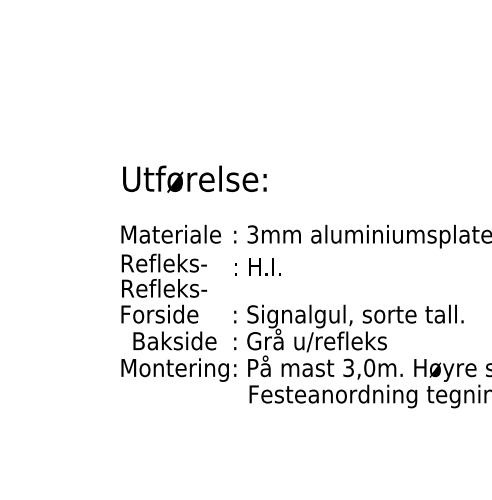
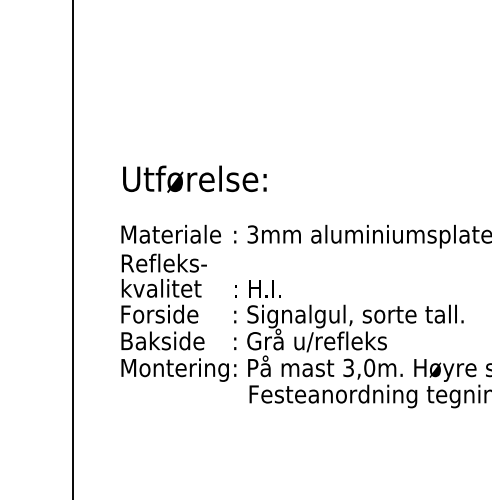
line: none -> present (73, 249)
text position: (257, 266) -> (257, 288) (257, 288)
text: Refleks- -> kvalitet (164, 288)
text position: (174, 340) -> (162, 340) (162, 340)
